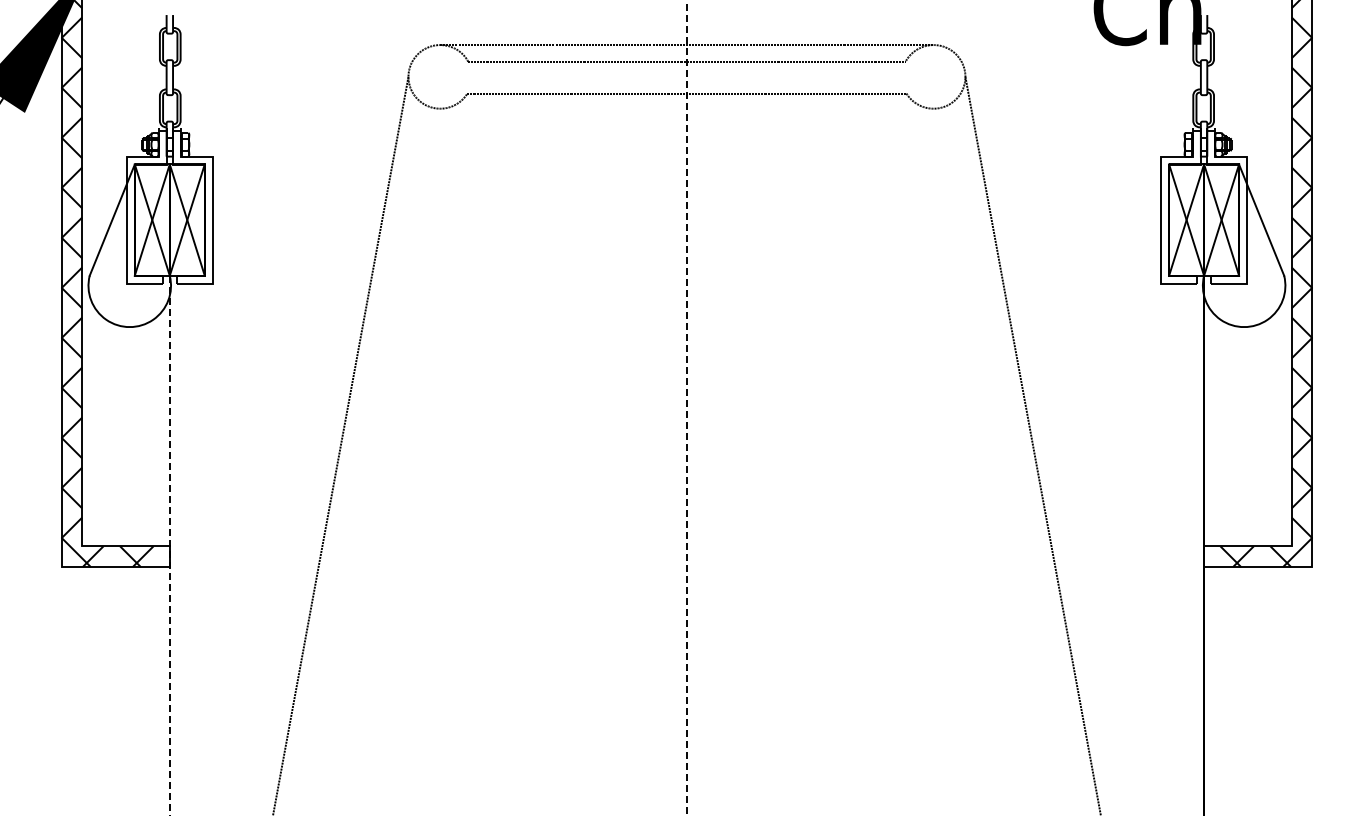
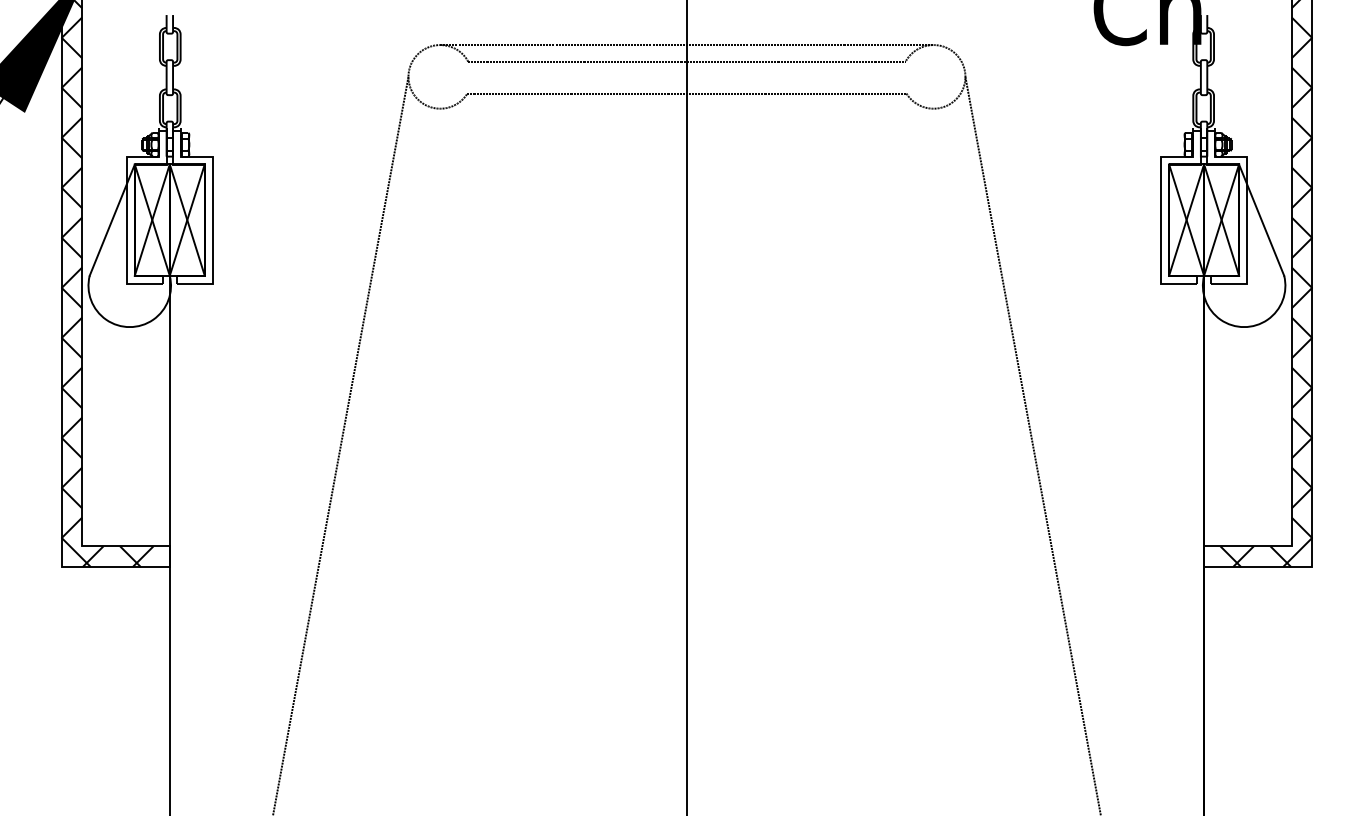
line: dashed -> solid (686, 407)
line: dashed -> solid (169, 545)
